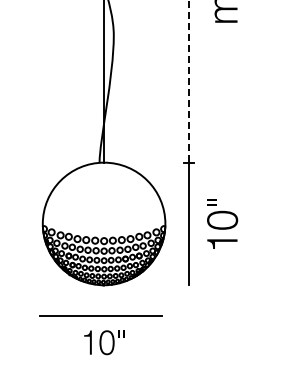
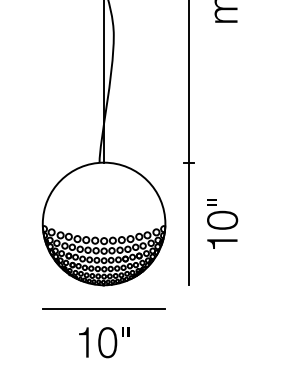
line: dashed -> solid (188, 81)
line position: (100, 315) -> (103, 308) (103, 308)
part size: 41x26 px -> 51x32 px (104, 342)
